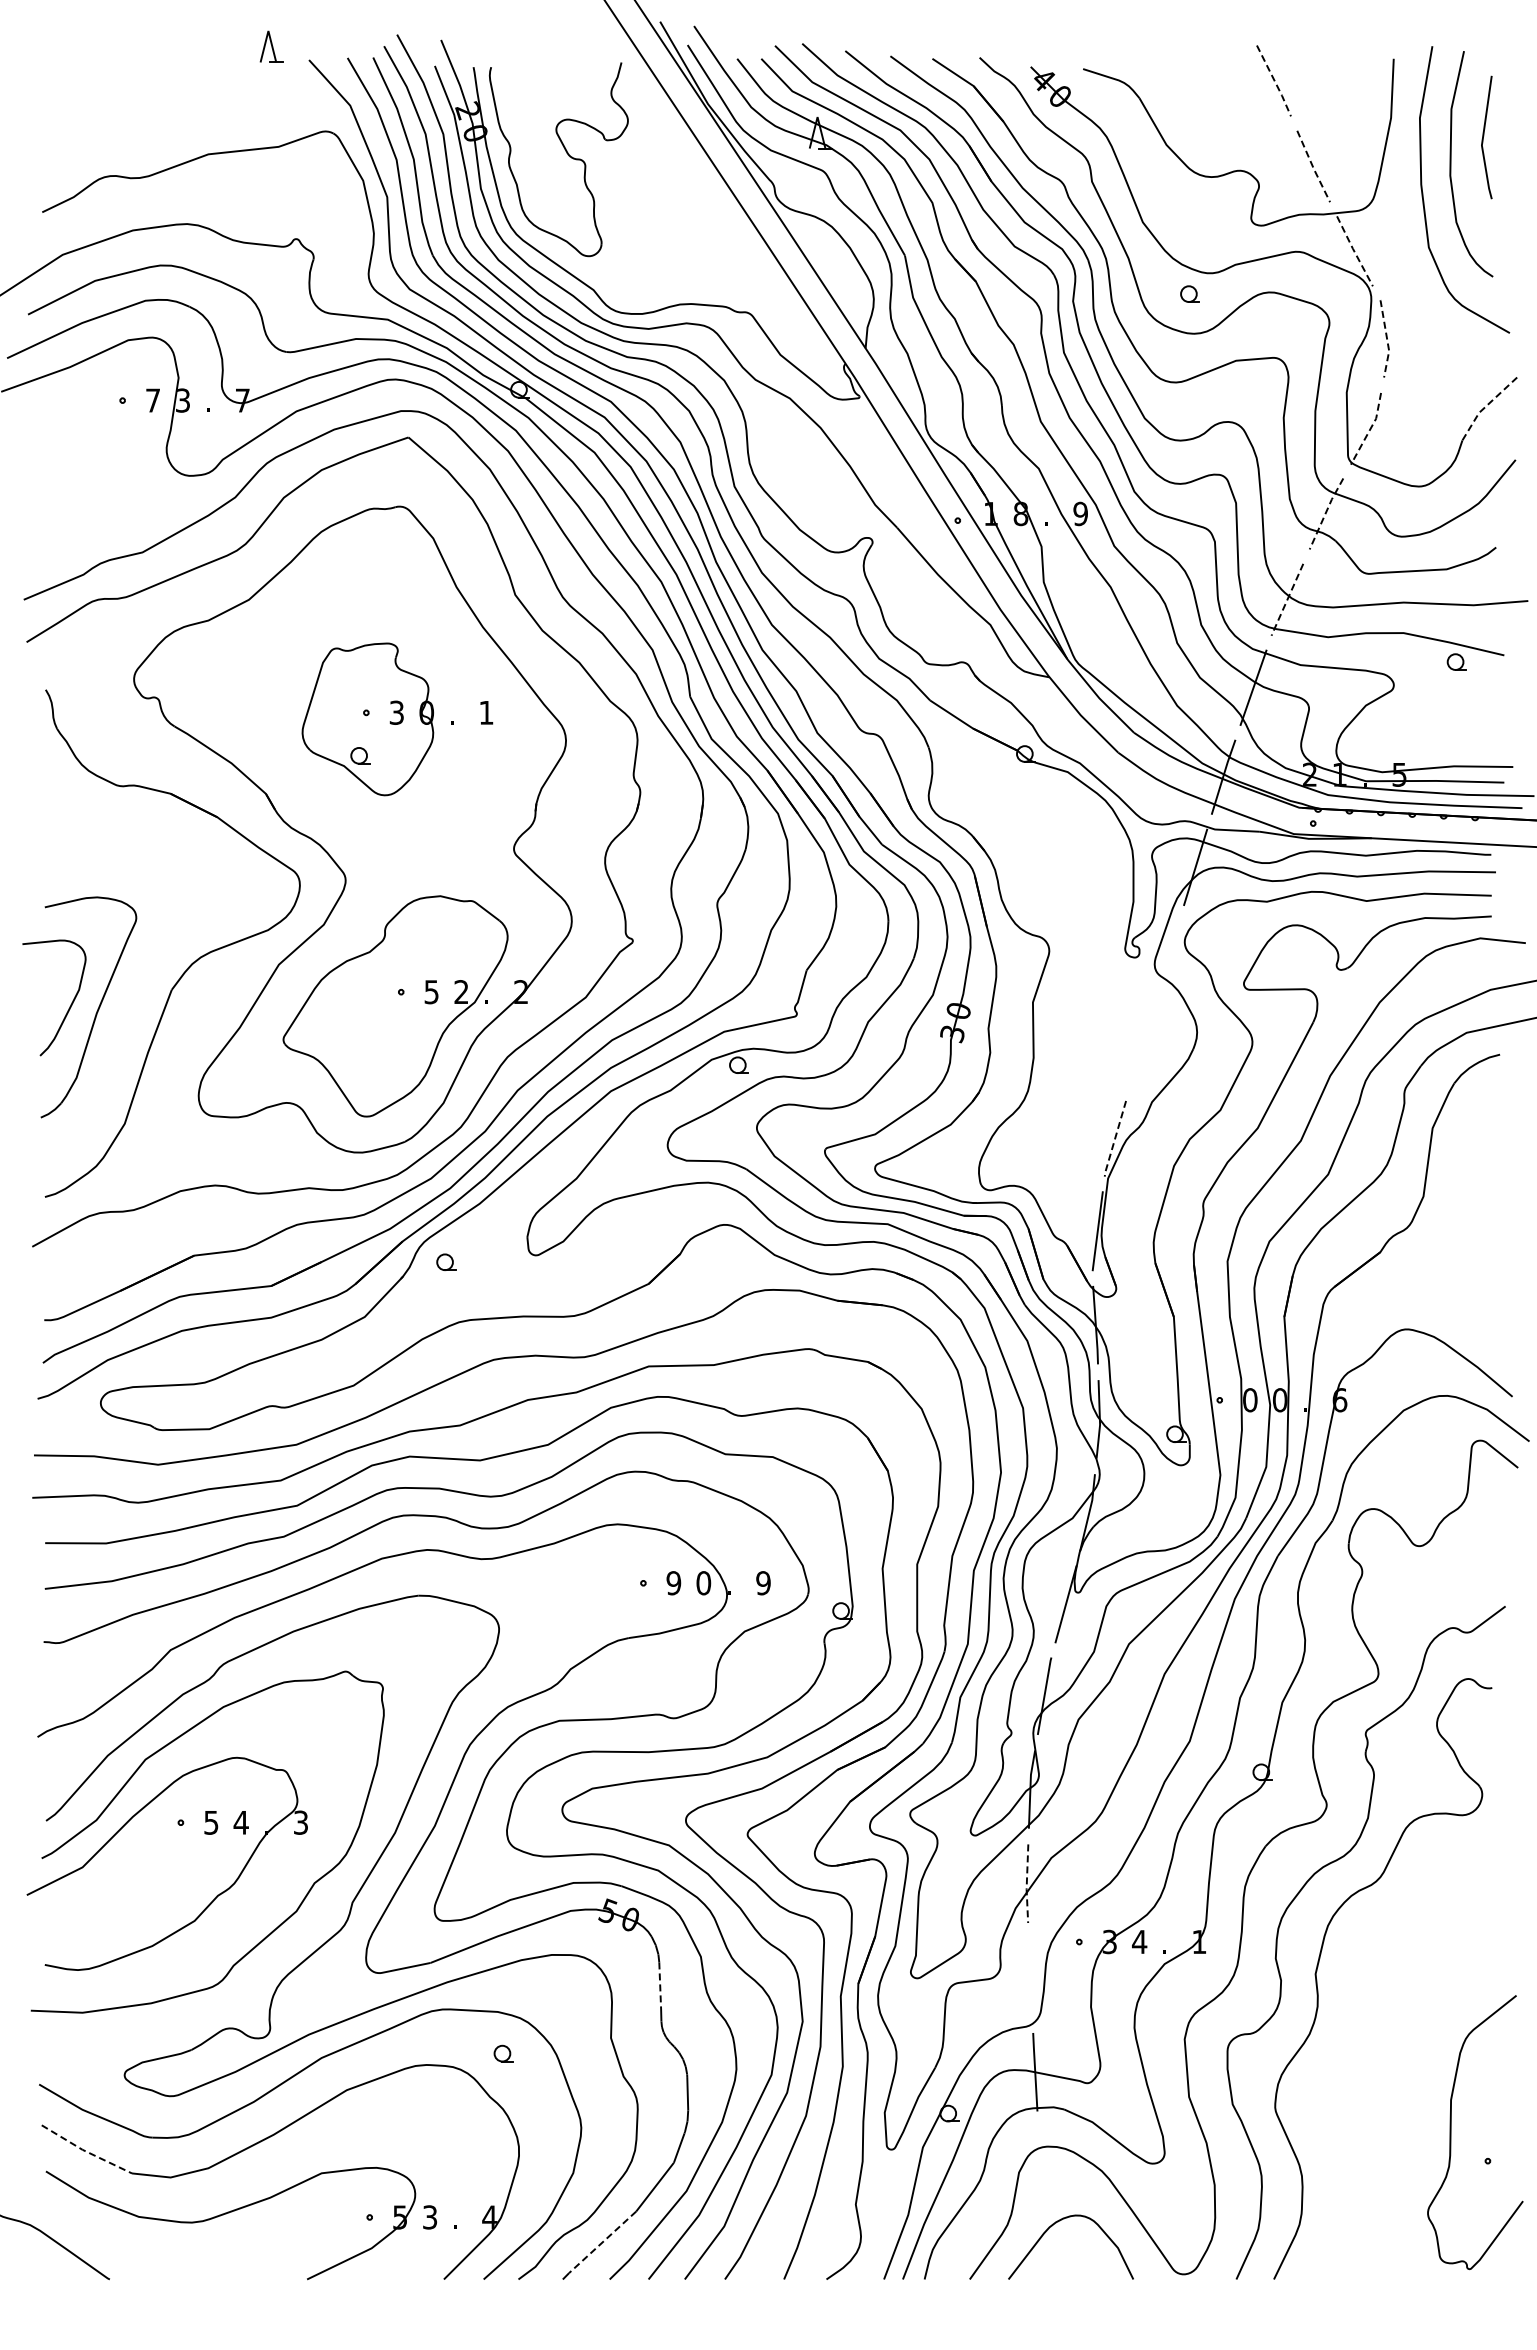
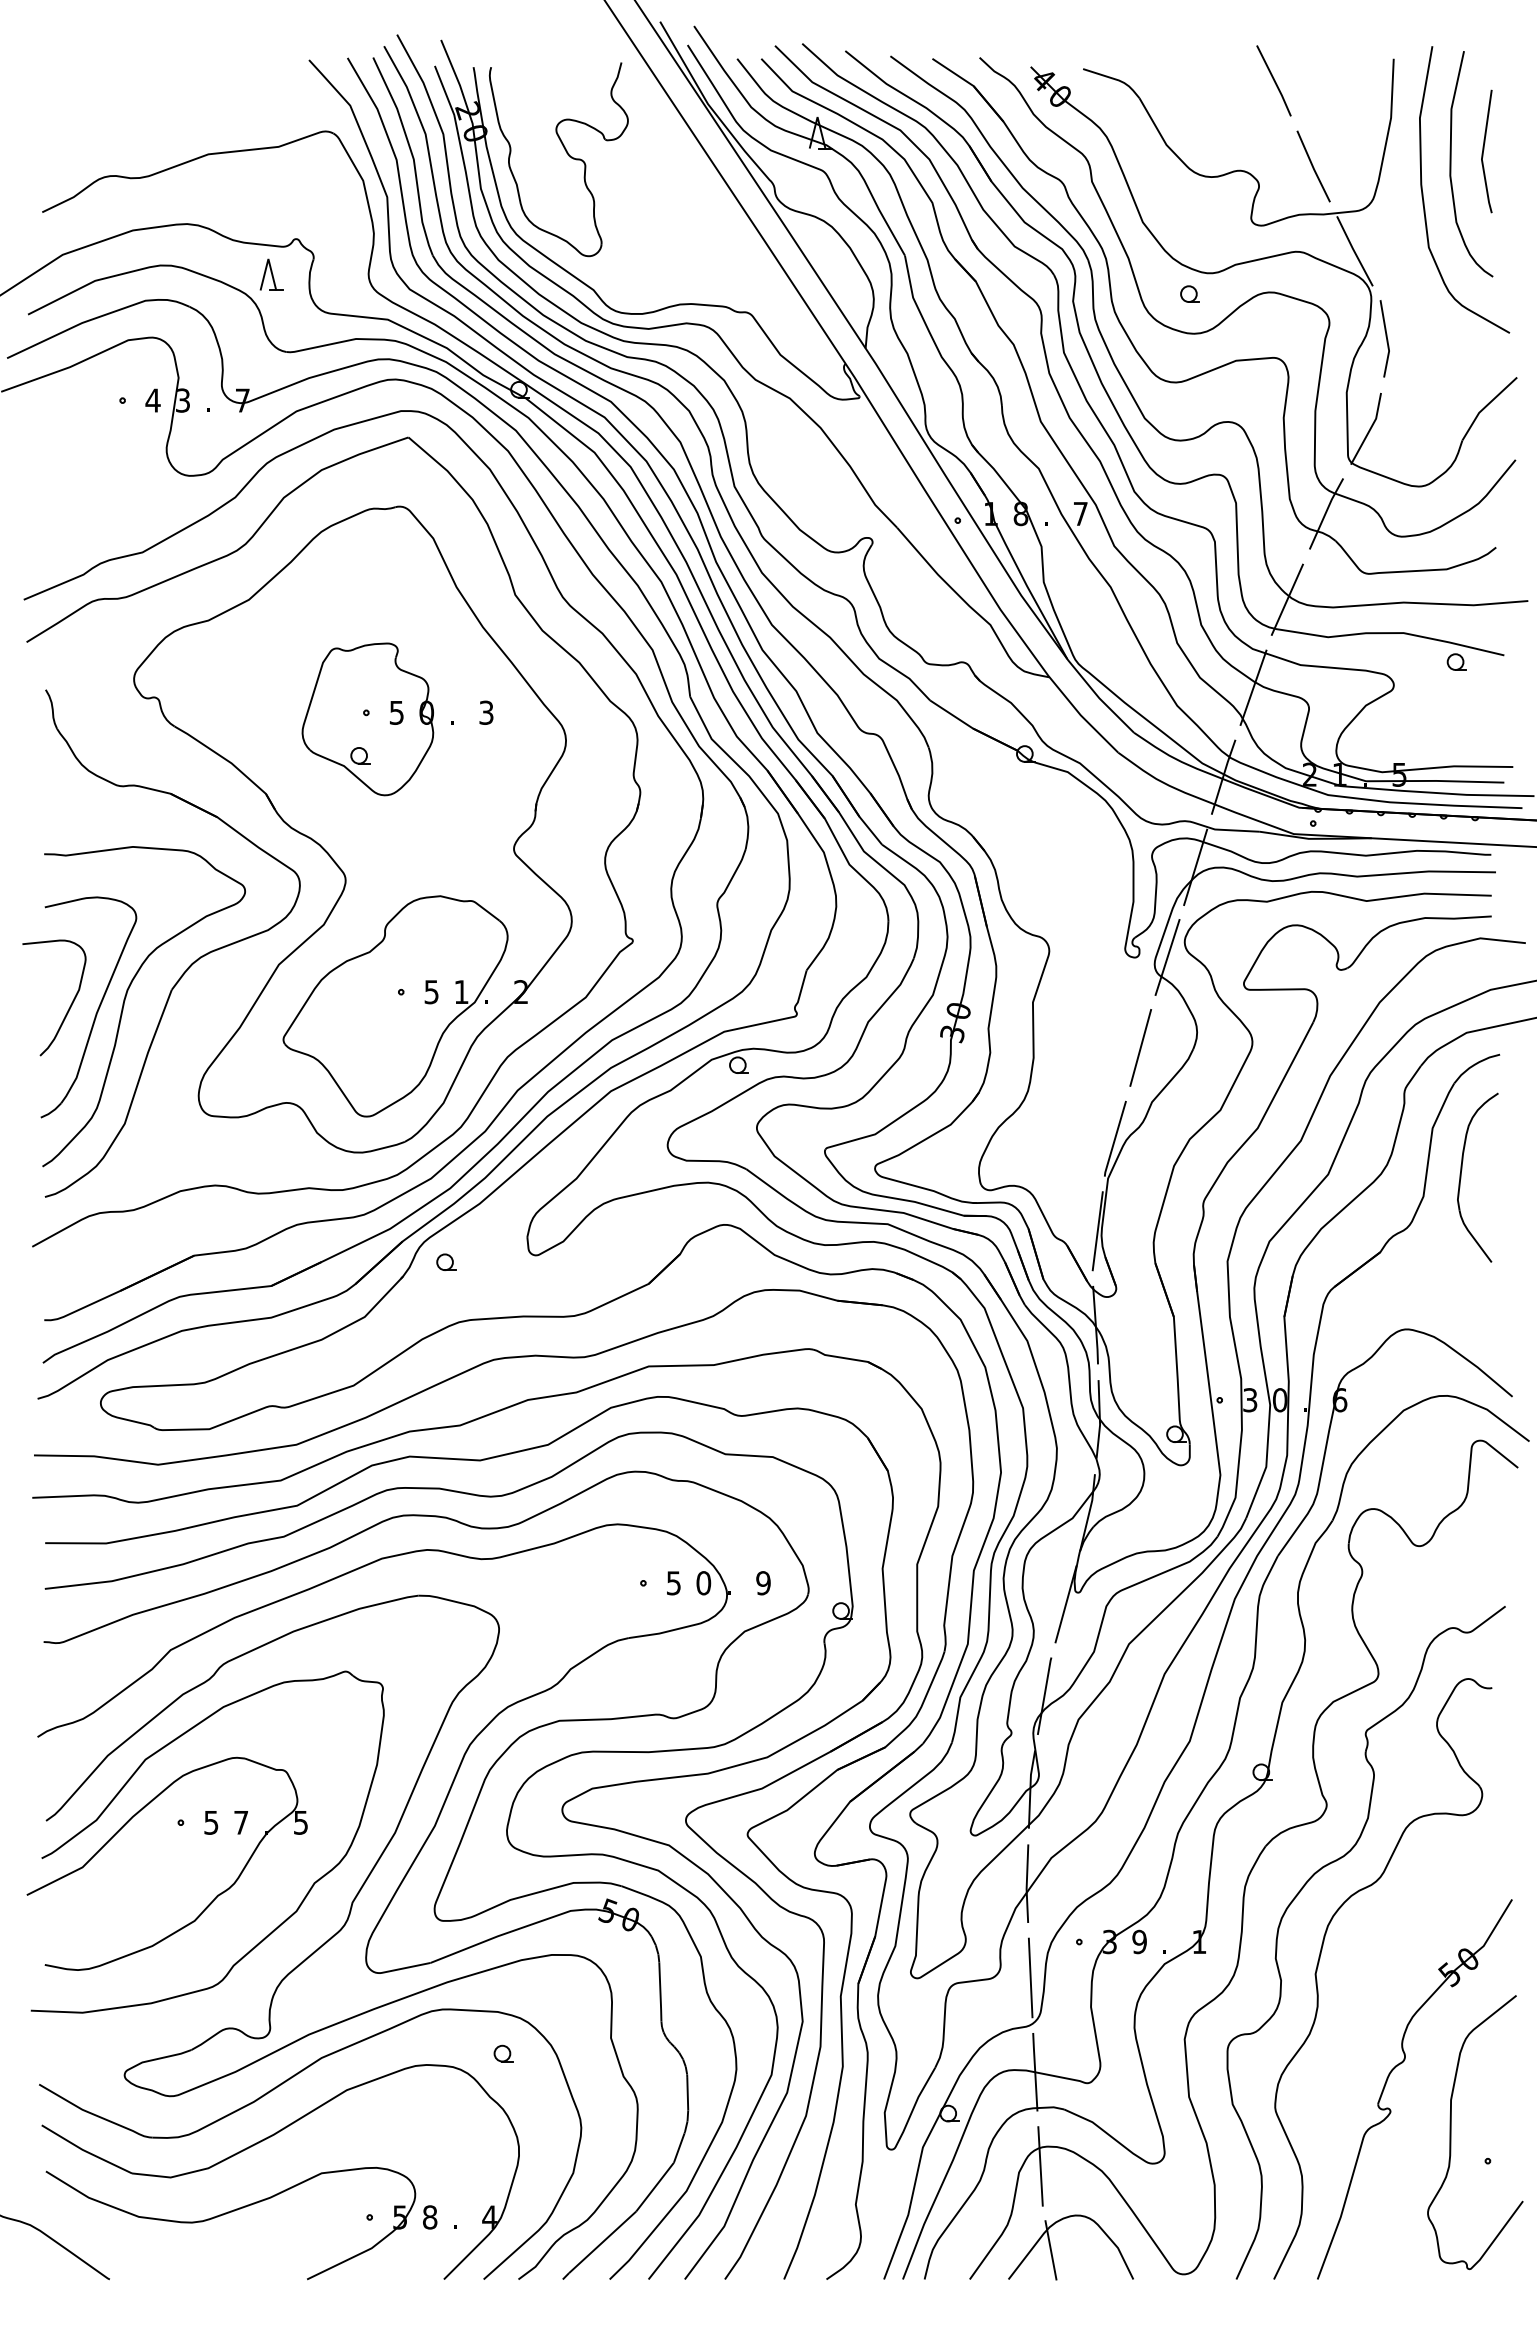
part position: (271, 46) -> (271, 274) (271, 274)
line: dashed -> solid (1274, 81)
line position: (1484, 136) -> (1484, 150) (1484, 150)
line: dashed -> solid (1313, 167)
line: dashed -> solid (1354, 251)
line: dashed -> solid (1387, 338)
text: 7 -> 4 (152, 400)
line: dashed -> solid (1485, 406)
line: dashed -> solid (1369, 429)
text: 9 -> 7 (1080, 513)
line: dashed -> solid (1325, 513)
line: dashed -> solid (1286, 601)
text: 3 -> 5 (396, 712)
text: 1 -> 3 (486, 712)
line: none -> present (1167, 957)
text: 2 -> 1 (461, 991)
curve: none -> present (125, 1001)
line: none -> present (1140, 1047)
line: dashed -> solid (1114, 1140)
part: none -> present (1461, 1177)
text: 0 -> 3 (1250, 1400)
text: 9 -> 5 (673, 1583)
text: 4 -> 7 (240, 1822)
text: 3 -> 5 (300, 1822)
line: dashed -> solid (1026, 1884)
text: 4 -> 9 (1139, 1941)
line: none -> present (1030, 1977)
line: dashed -> solid (660, 1986)
part: none -> present (1388, 2079)
line: dashed -> solid (85, 2151)
line: none -> present (1040, 2166)
text: 3 -> 8 (430, 2217)
line: dashed -> solid (602, 2242)
line: none -> present (1050, 2250)
